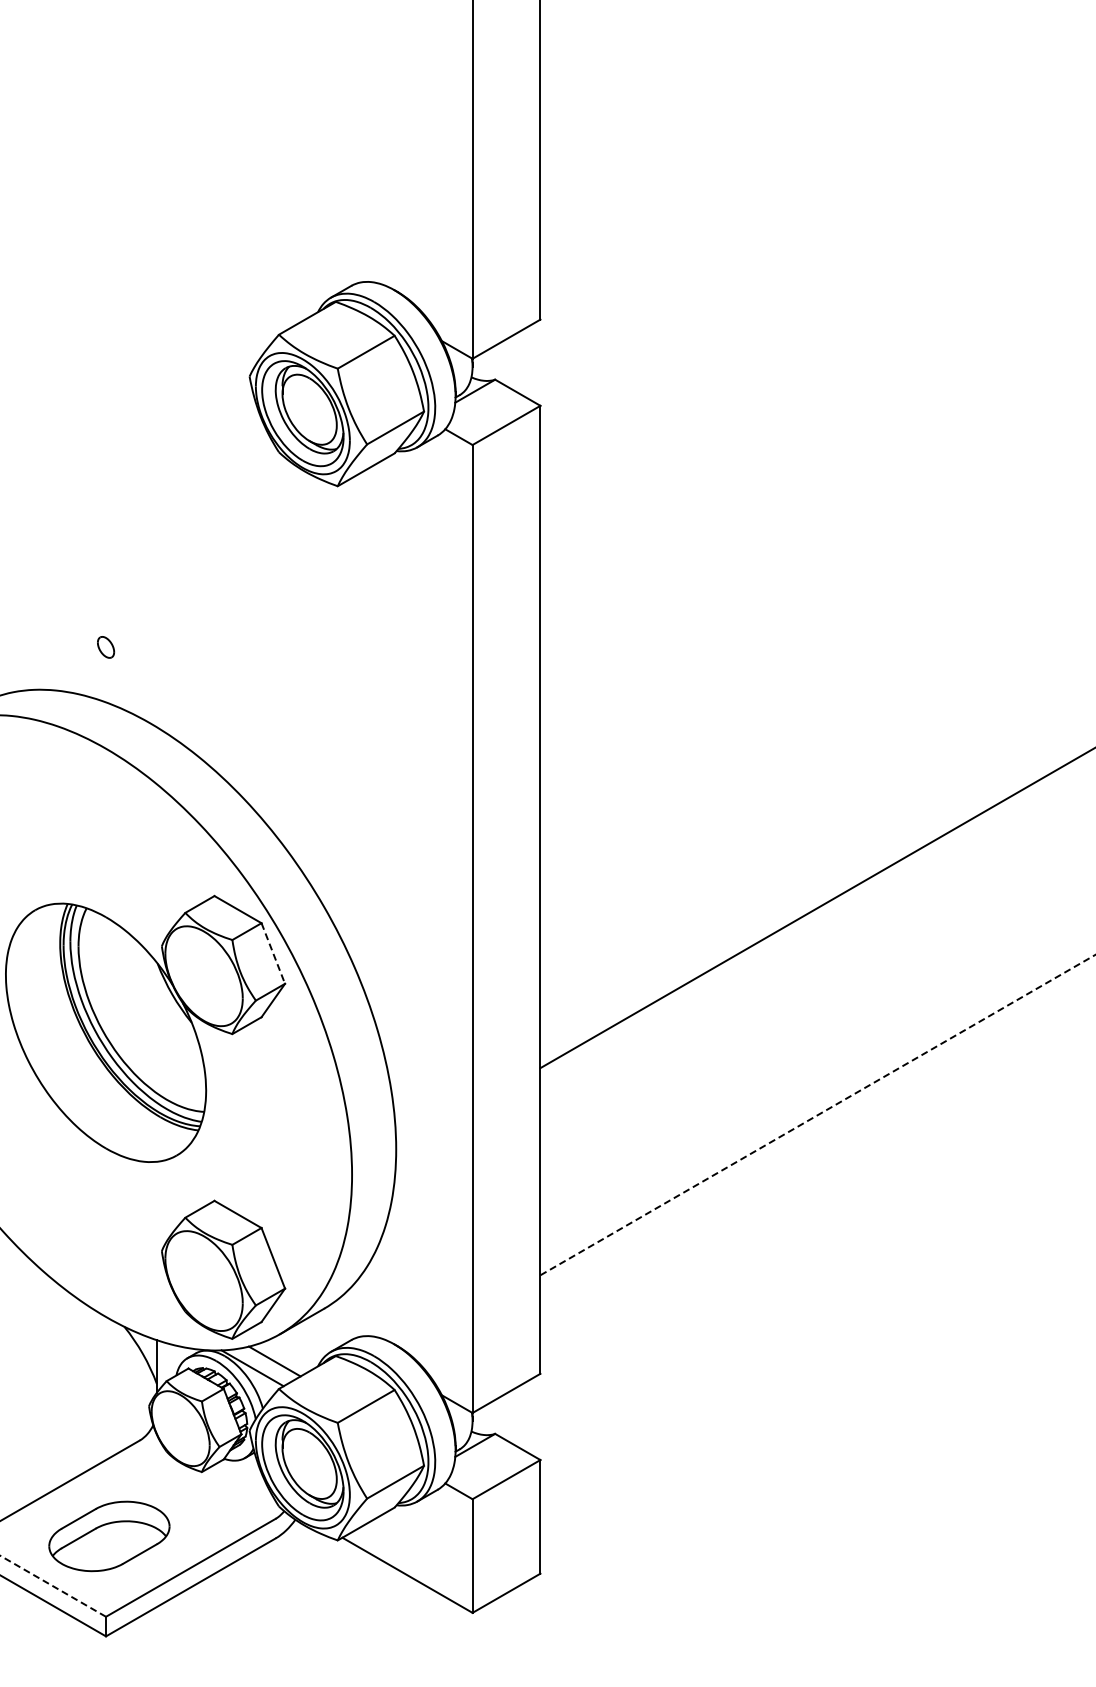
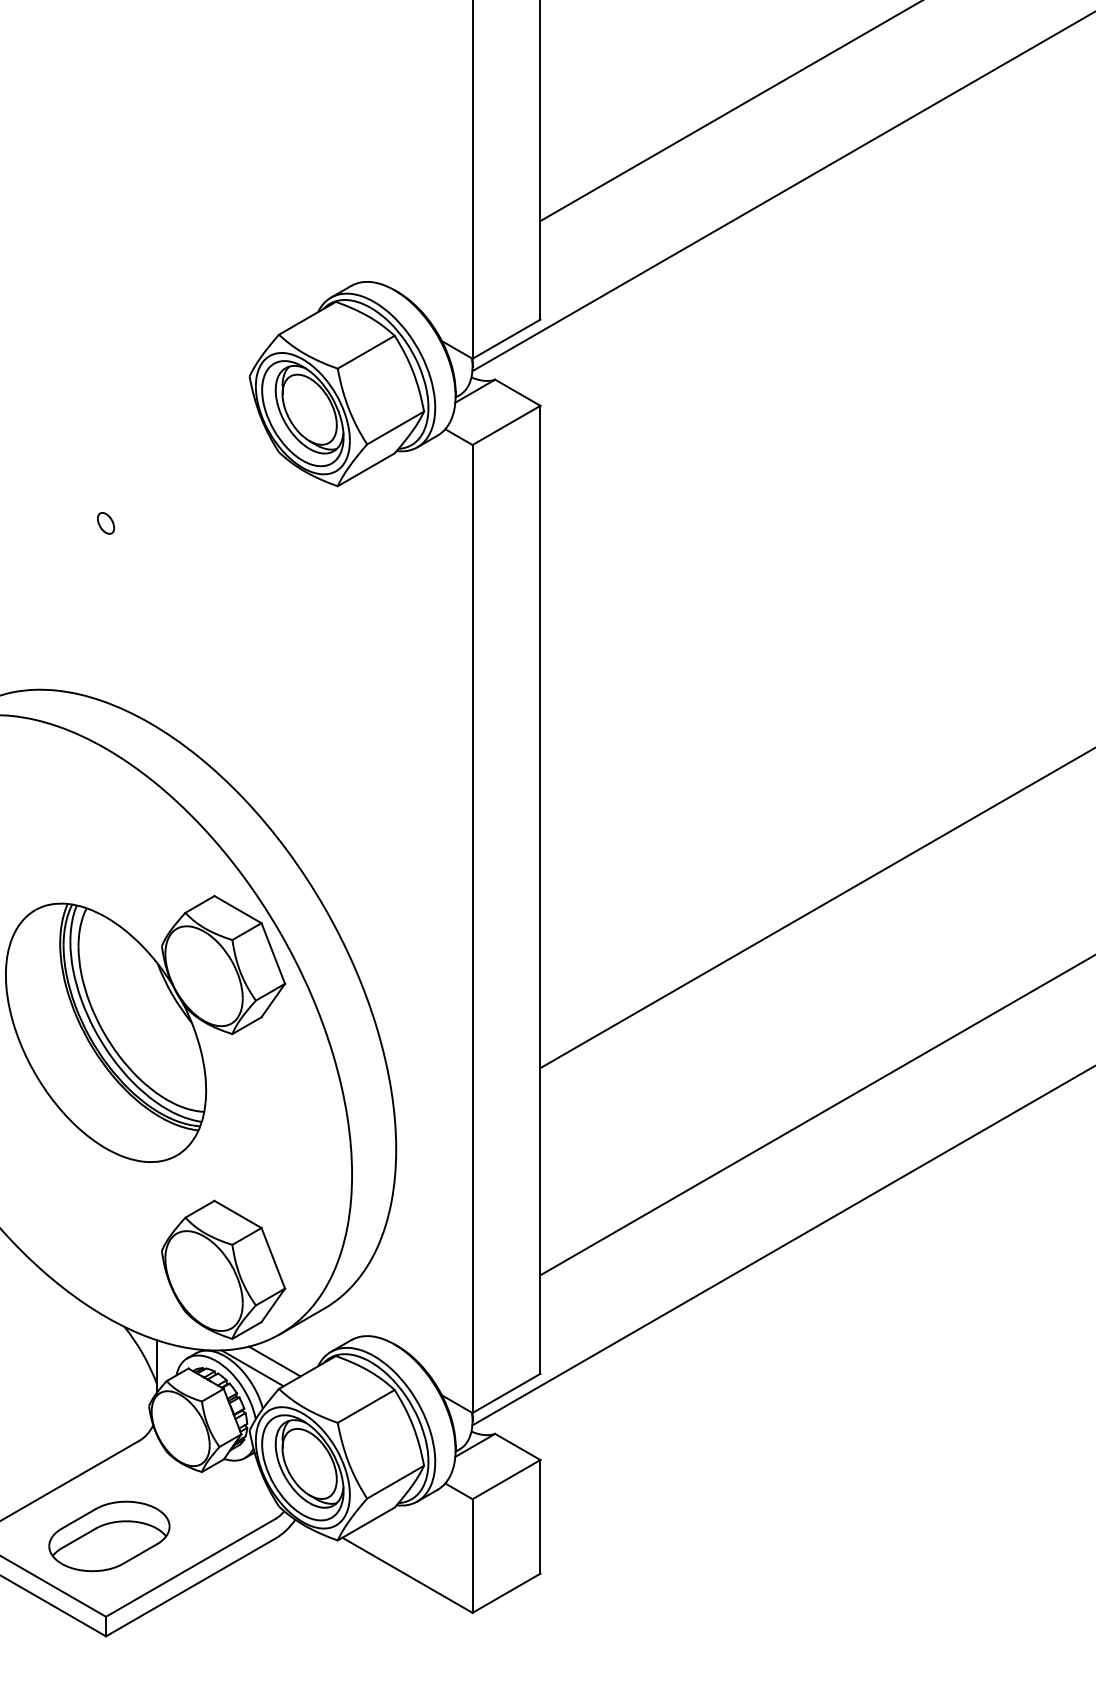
line: none -> present (729, 111)
line: none -> present (782, 192)
part position: (106, 647) -> (106, 523) (106, 523)
line: dashed -> solid (273, 953)
line: dashed -> solid (818, 1114)
line: none -> present (782, 1246)
line: dashed -> solid (53, 1586)
